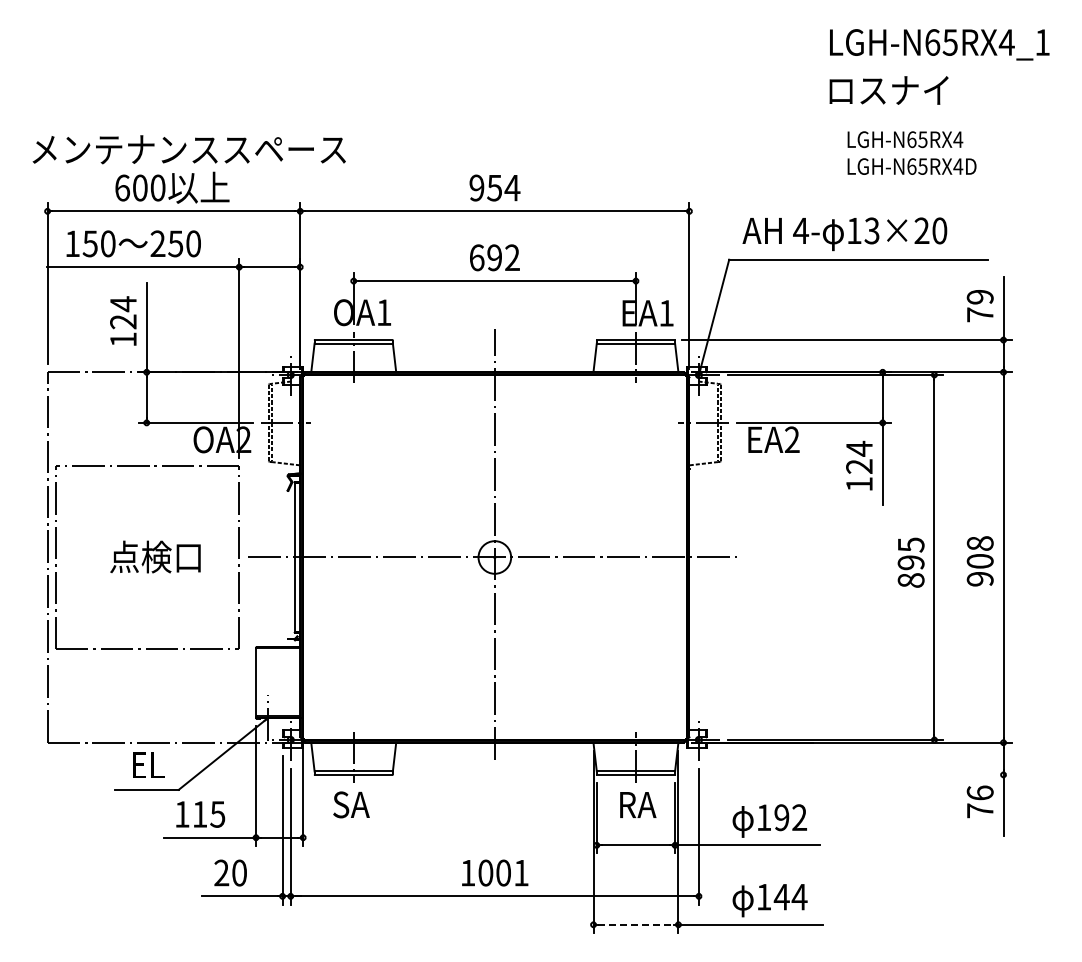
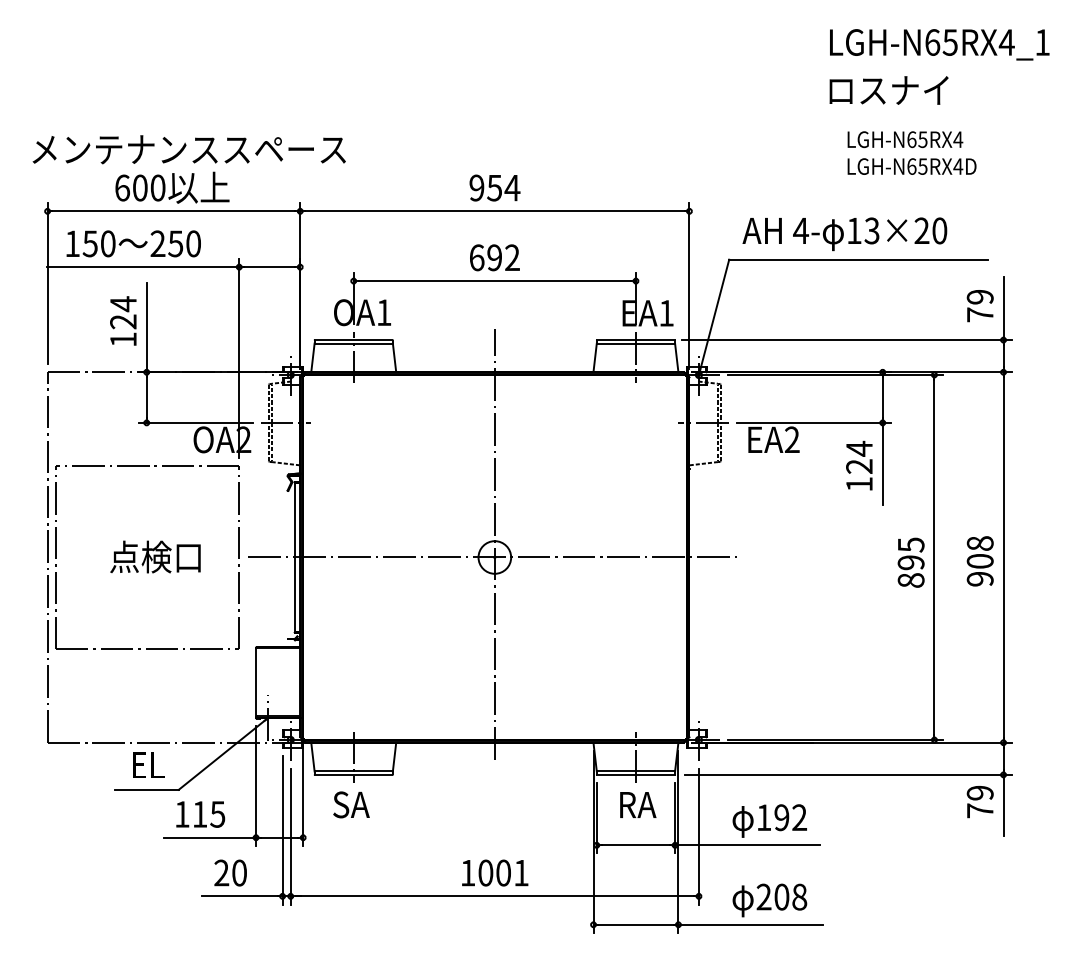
line: none -> present (848, 774)
text: 76 -> 79 (979, 792)
text: 144 -> 208 (781, 896)
line: dashed -> solid (635, 924)
